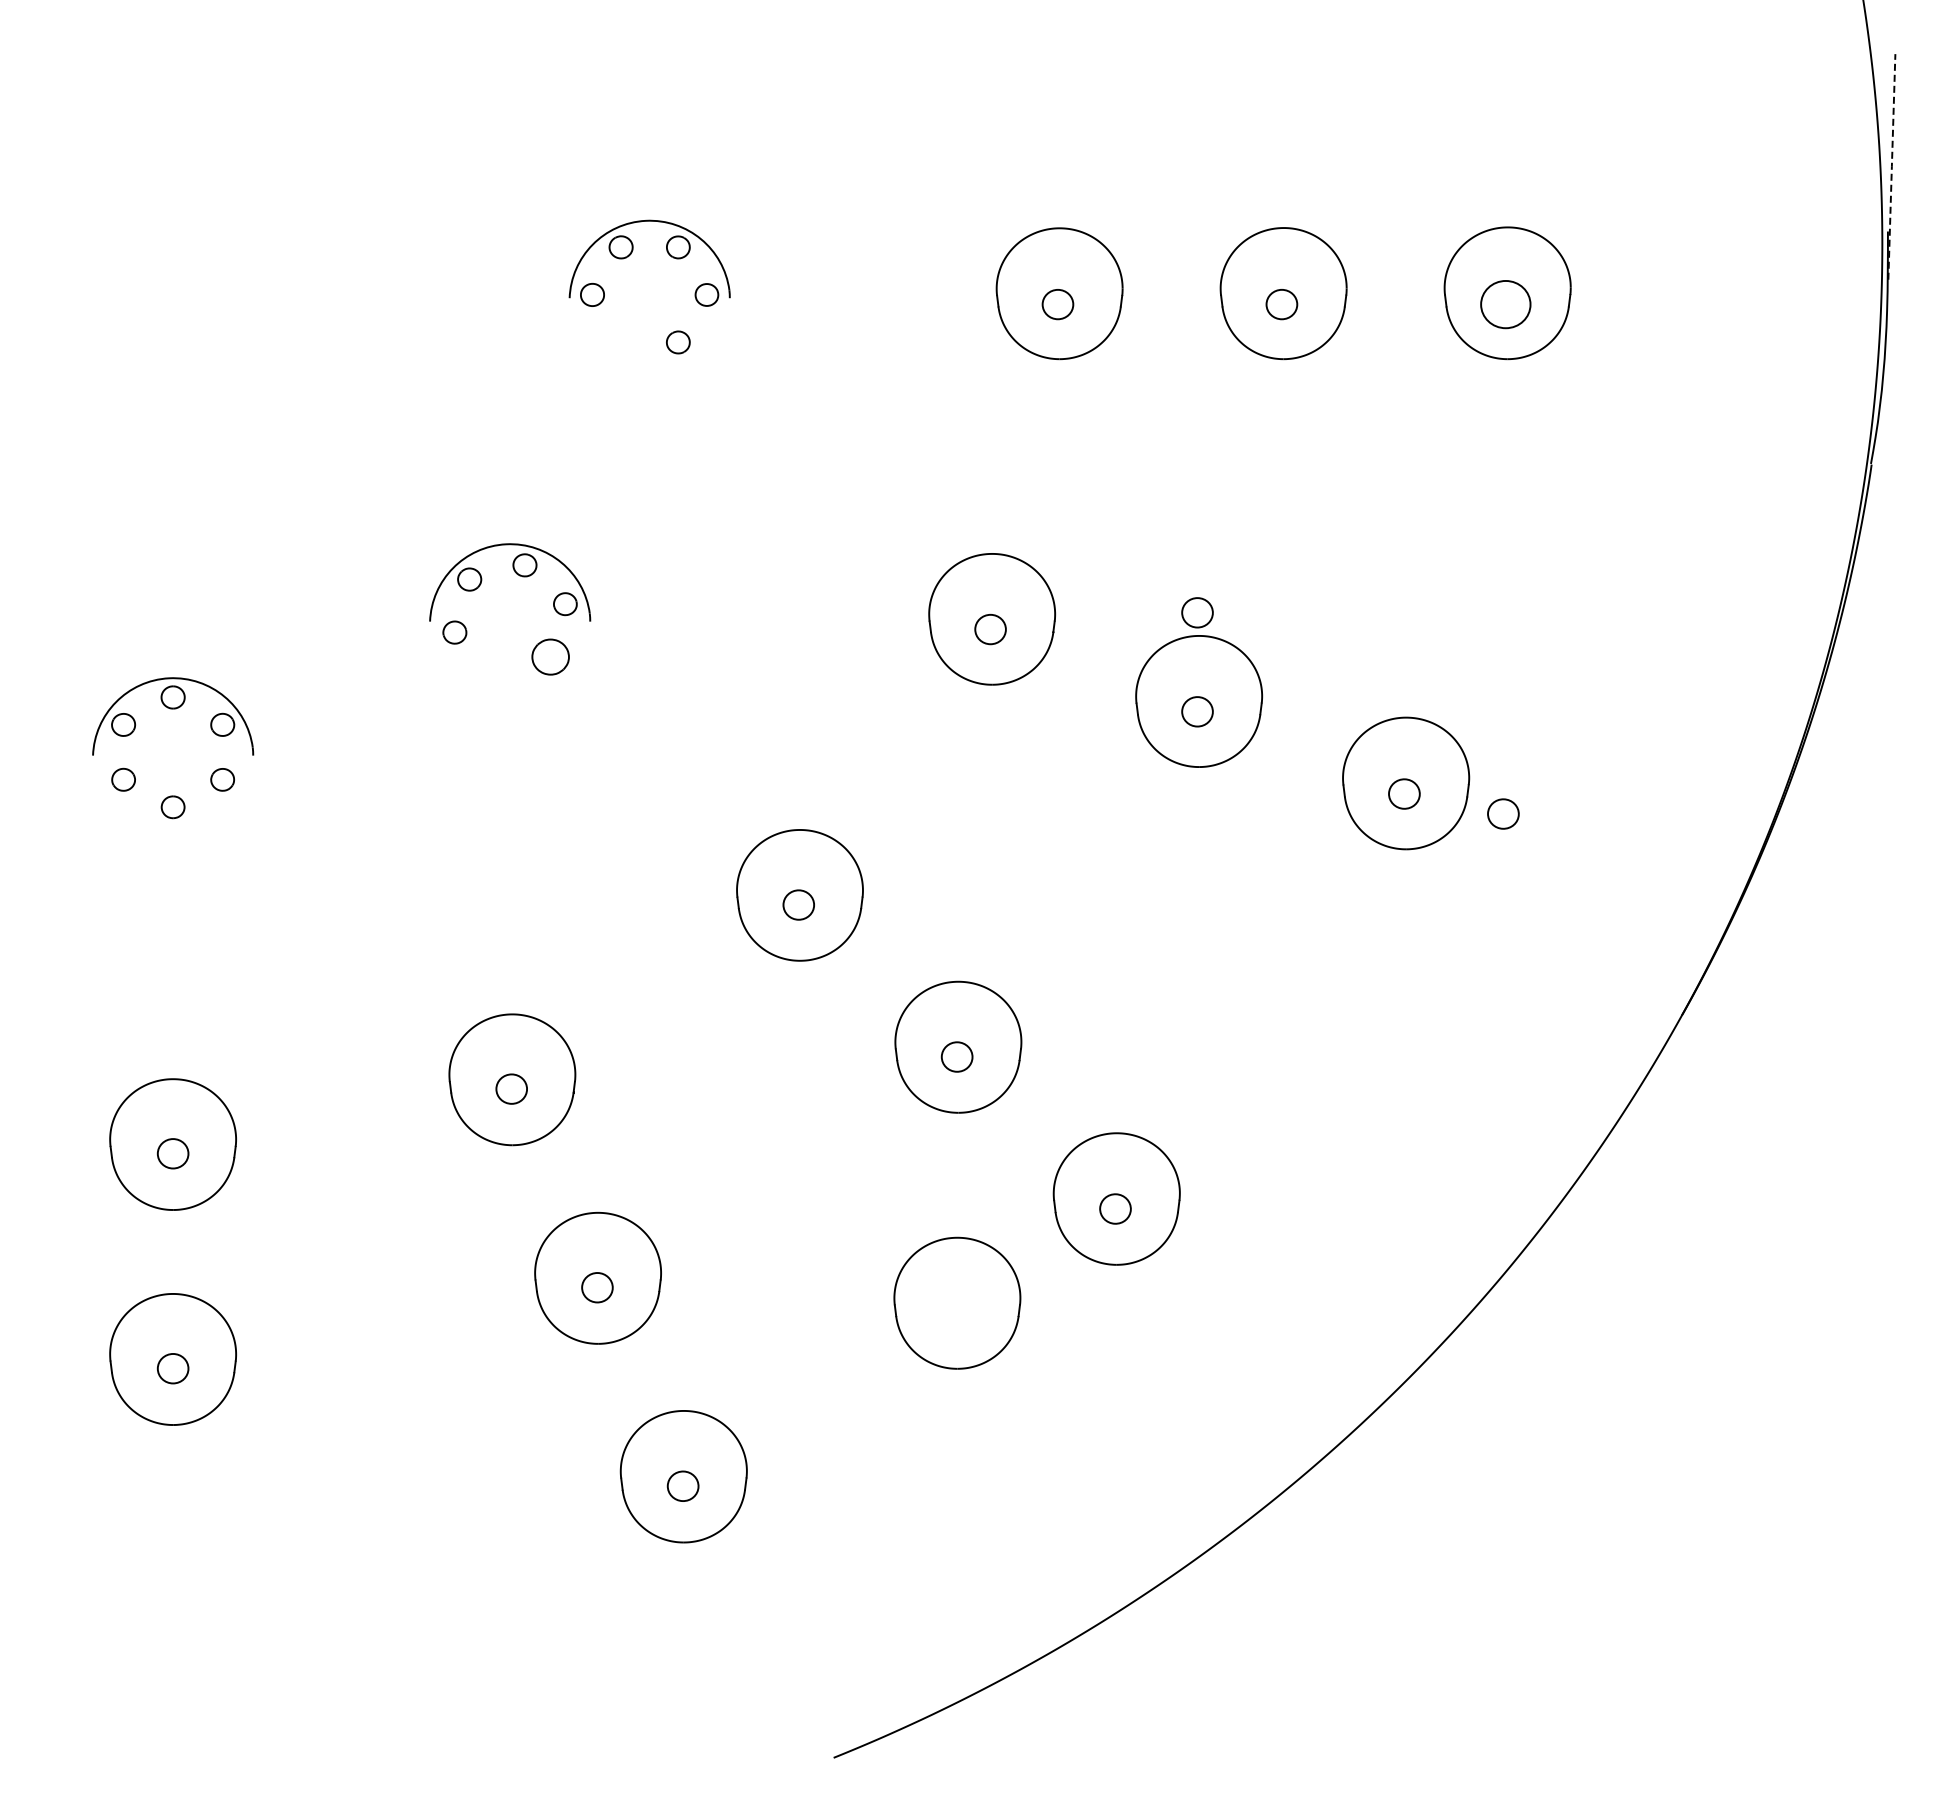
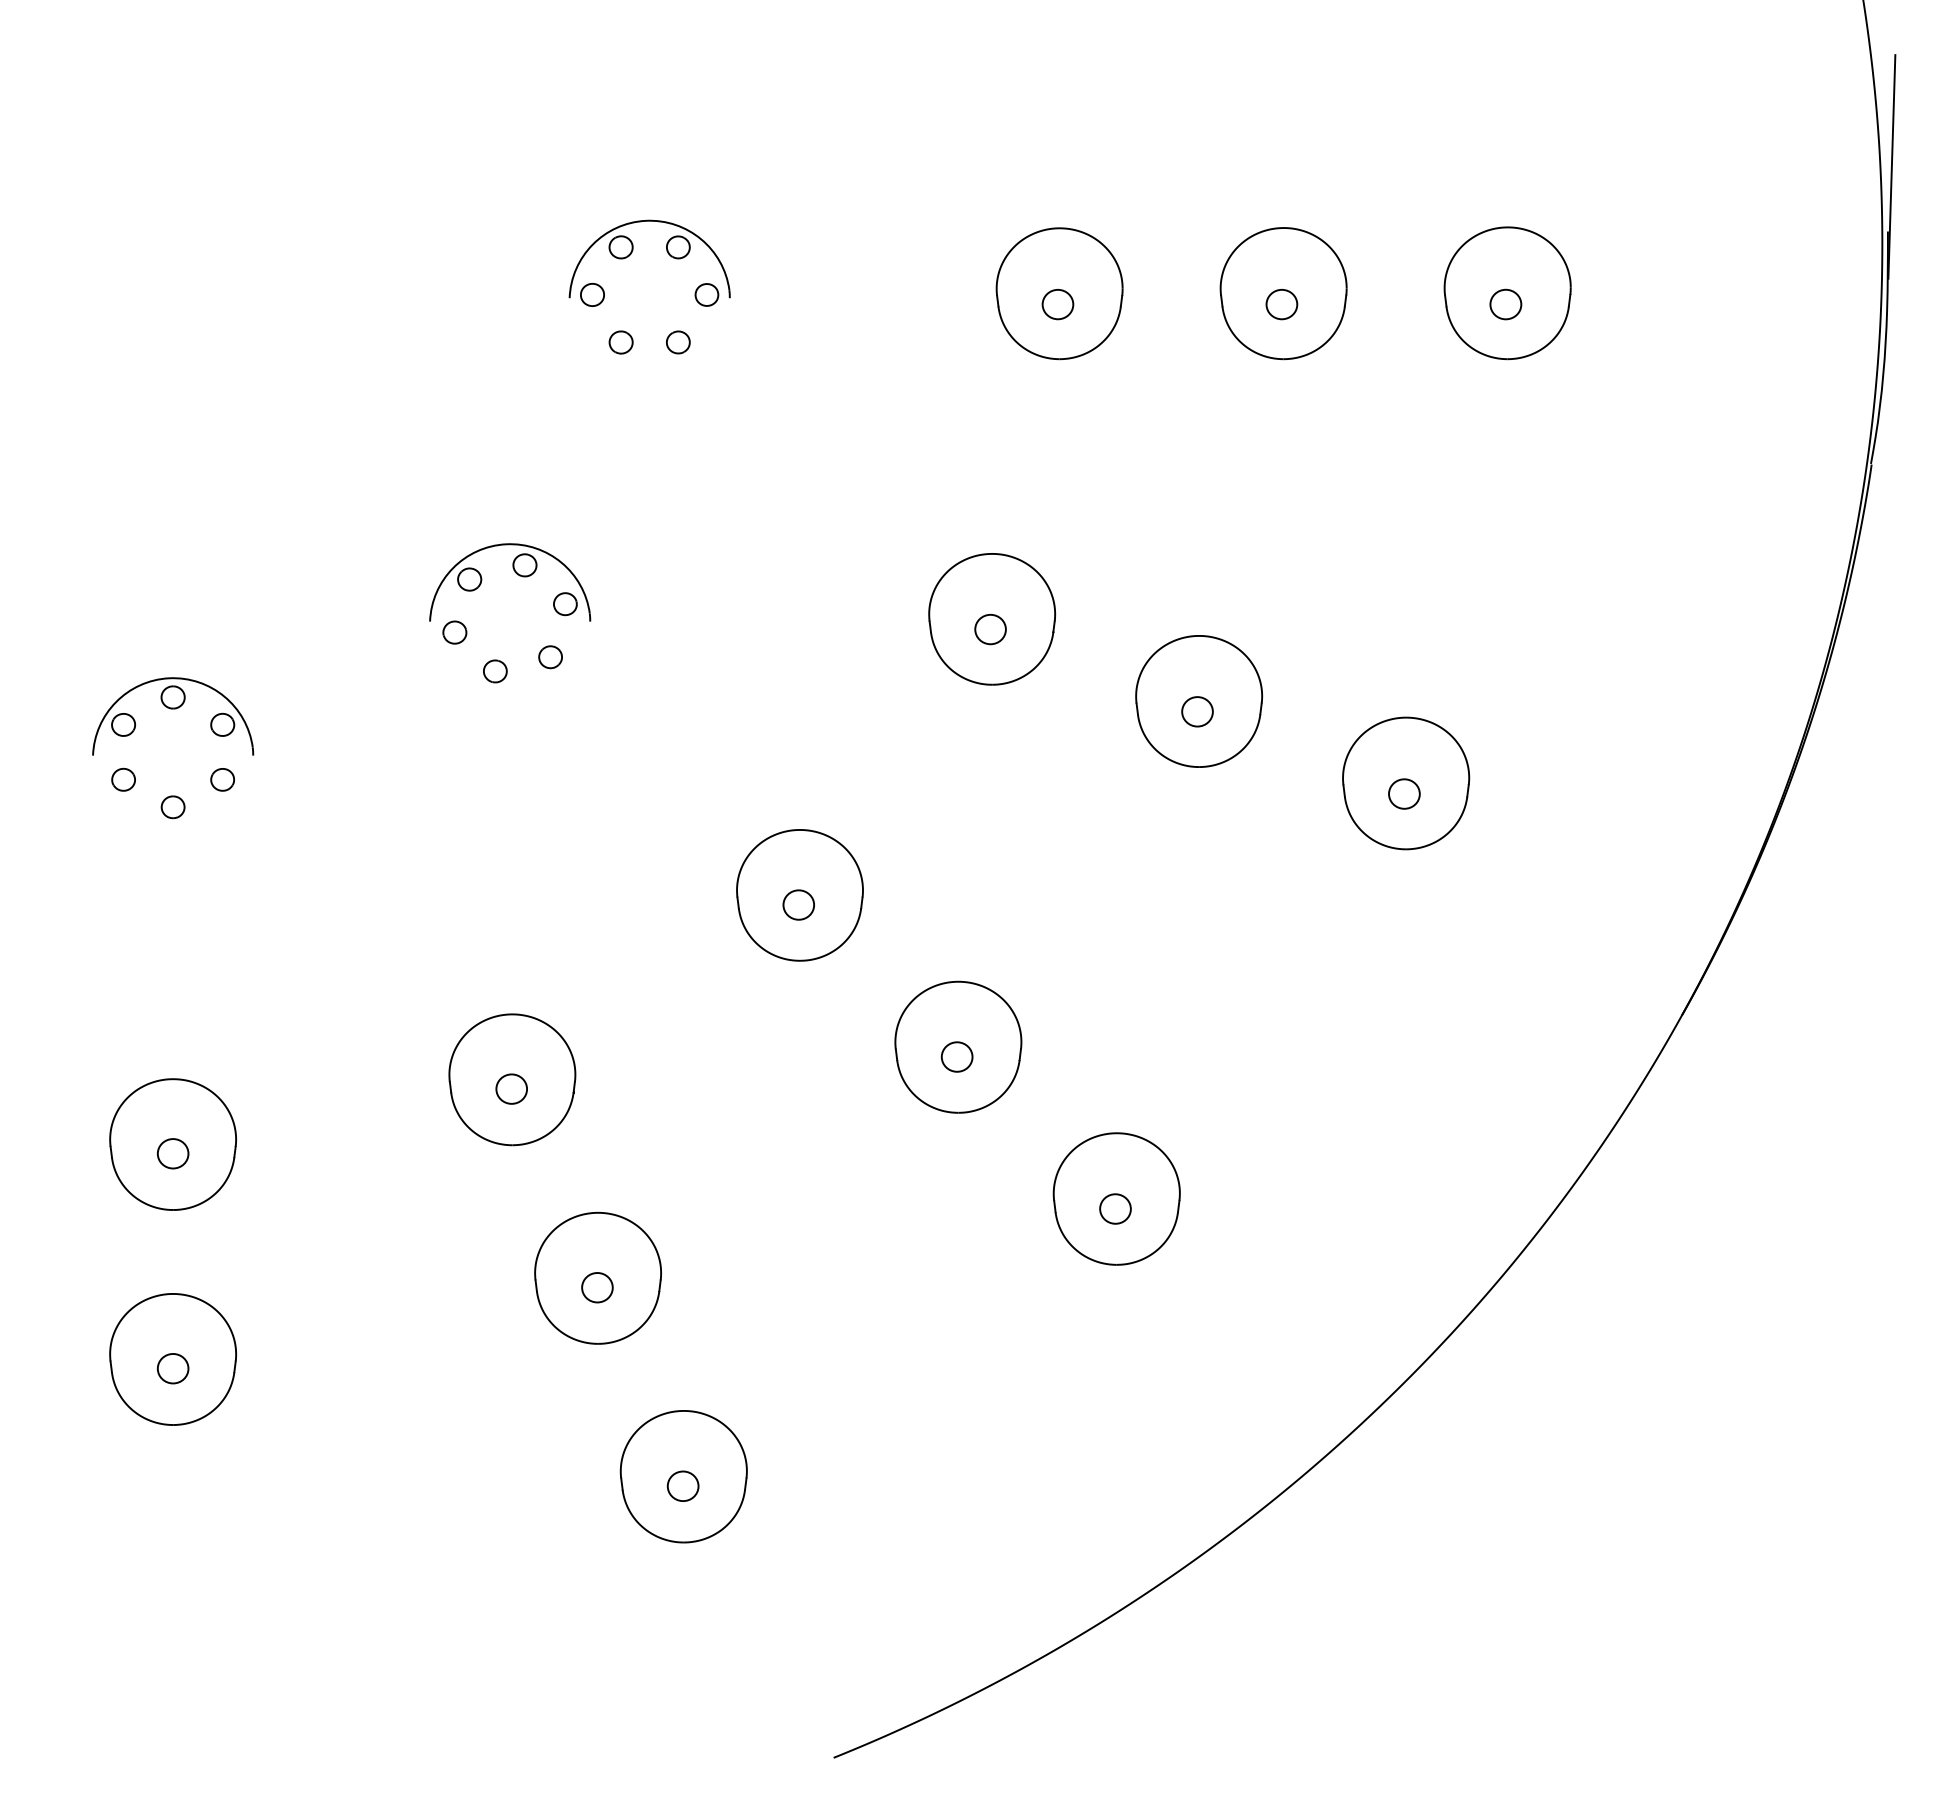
line: dashed -> solid (1891, 166)
part size: 52x50 px -> 34x33 px (1505, 304)
part: none -> present (620, 342)
part: present -> none (1197, 612)
part size: 39x38 px -> 25x25 px (550, 657)
part: none -> present (495, 671)
part: present -> none (1503, 813)
part: present -> none (957, 1302)
